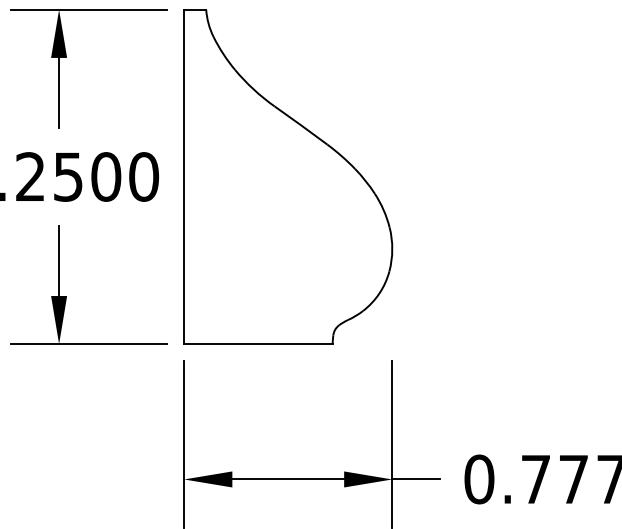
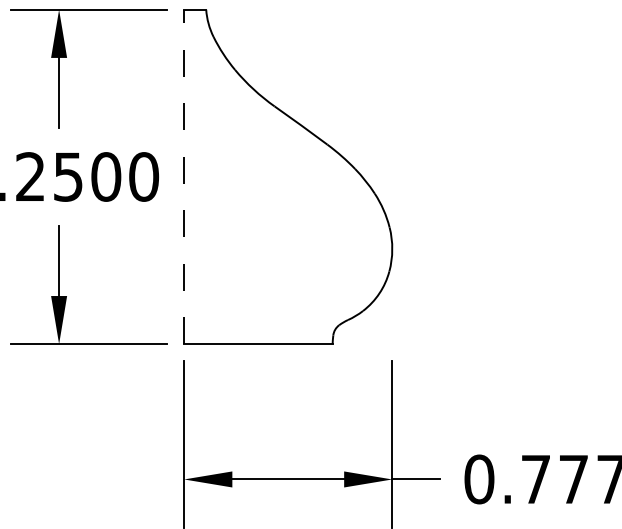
line: solid -> dashed (184, 176)
